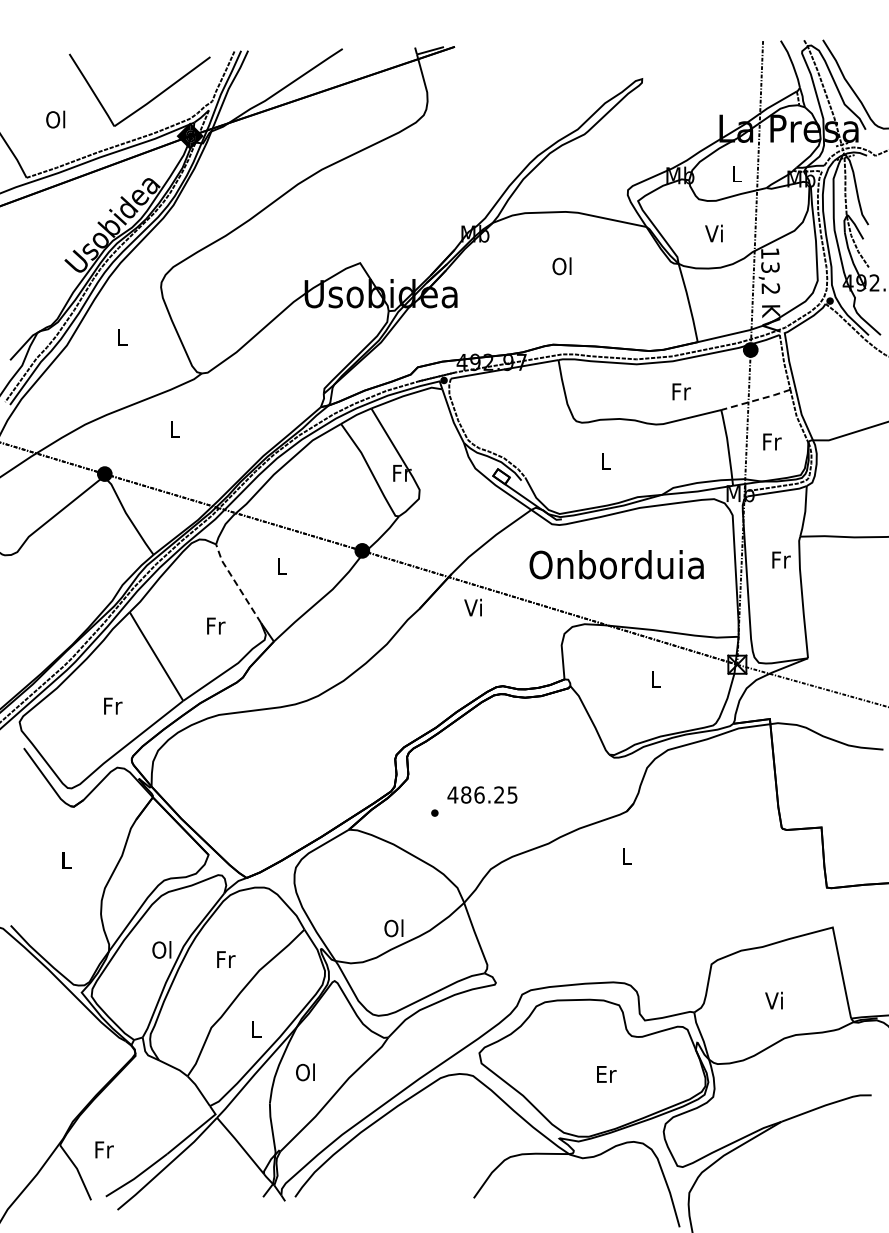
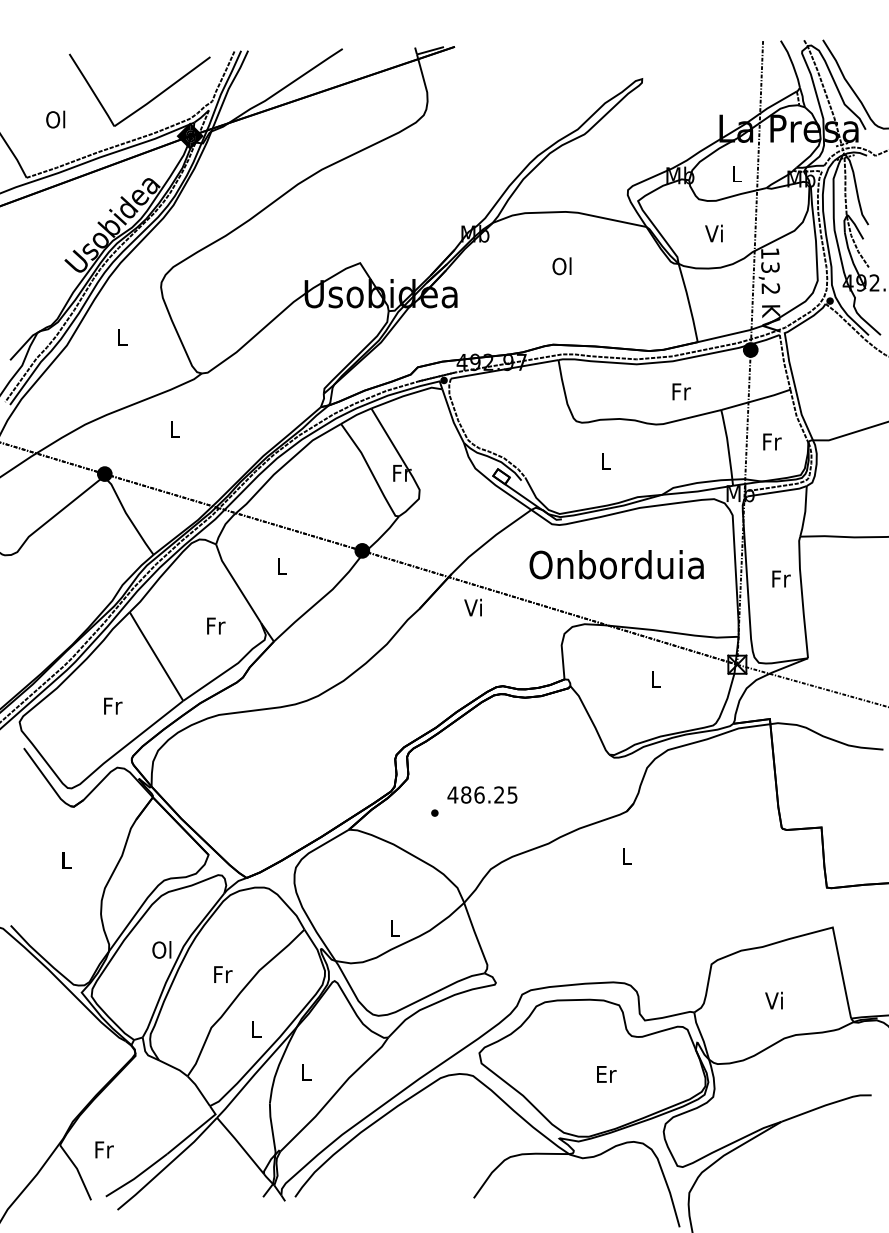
line: dashed -> solid (756, 400)
text position: (781, 559) -> (781, 578) (781, 578)
line: dashed -> solid (236, 583)
text: Ol -> L (393, 928)
text position: (226, 959) -> (223, 974) (223, 974)
text: Ol -> L (305, 1072)
